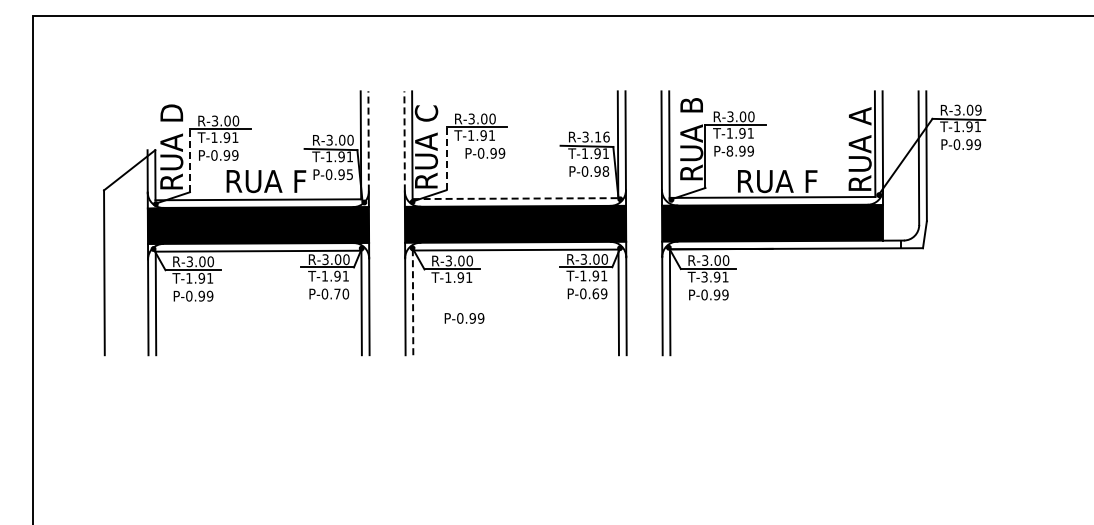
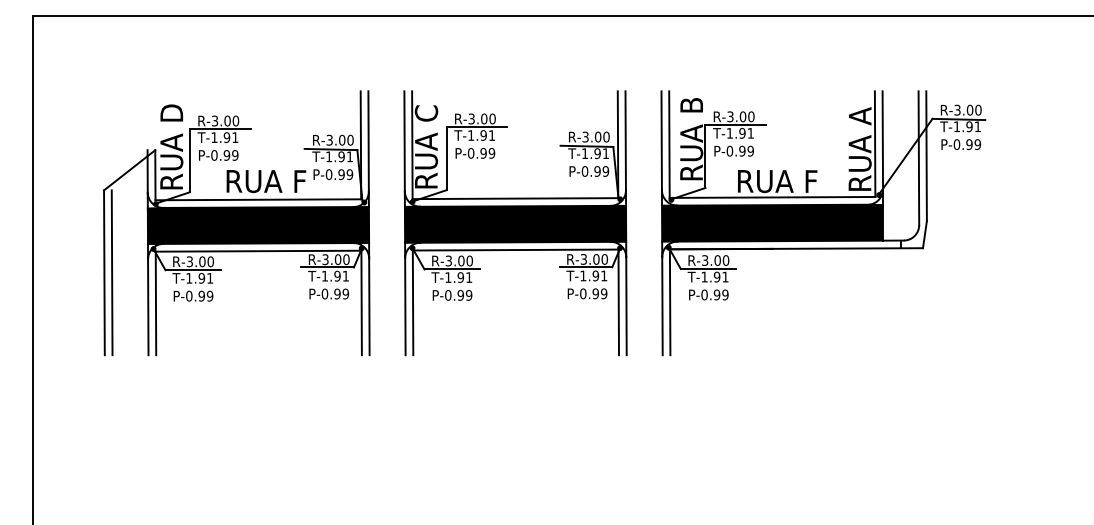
text: R-3.09 -> R-3.00 (978, 110)
text: R-3.16 -> R-3.00 (602, 136)
line: dashed -> solid (368, 140)
line: dashed -> solid (404, 140)
text: P-8.99 -> P-0.99 (729, 151)
text position: (485, 153) -> (475, 153) (475, 153)
line: dashed -> solid (446, 158)
line: dashed -> solid (189, 160)
text: P-0.98 -> P-0.99 (605, 171)
text: P-0.95 -> P-0.99 (349, 174)
line: dashed -> solid (515, 198)
line: none -> present (111, 272)
text: T-3.91 -> T-1.91 (704, 276)
text: P-0.70 -> P-0.99 (341, 293)
text: P-0.69 -> P-0.99 (595, 293)
line: dashed -> solid (413, 302)
text position: (464, 318) -> (452, 295) (452, 295)
